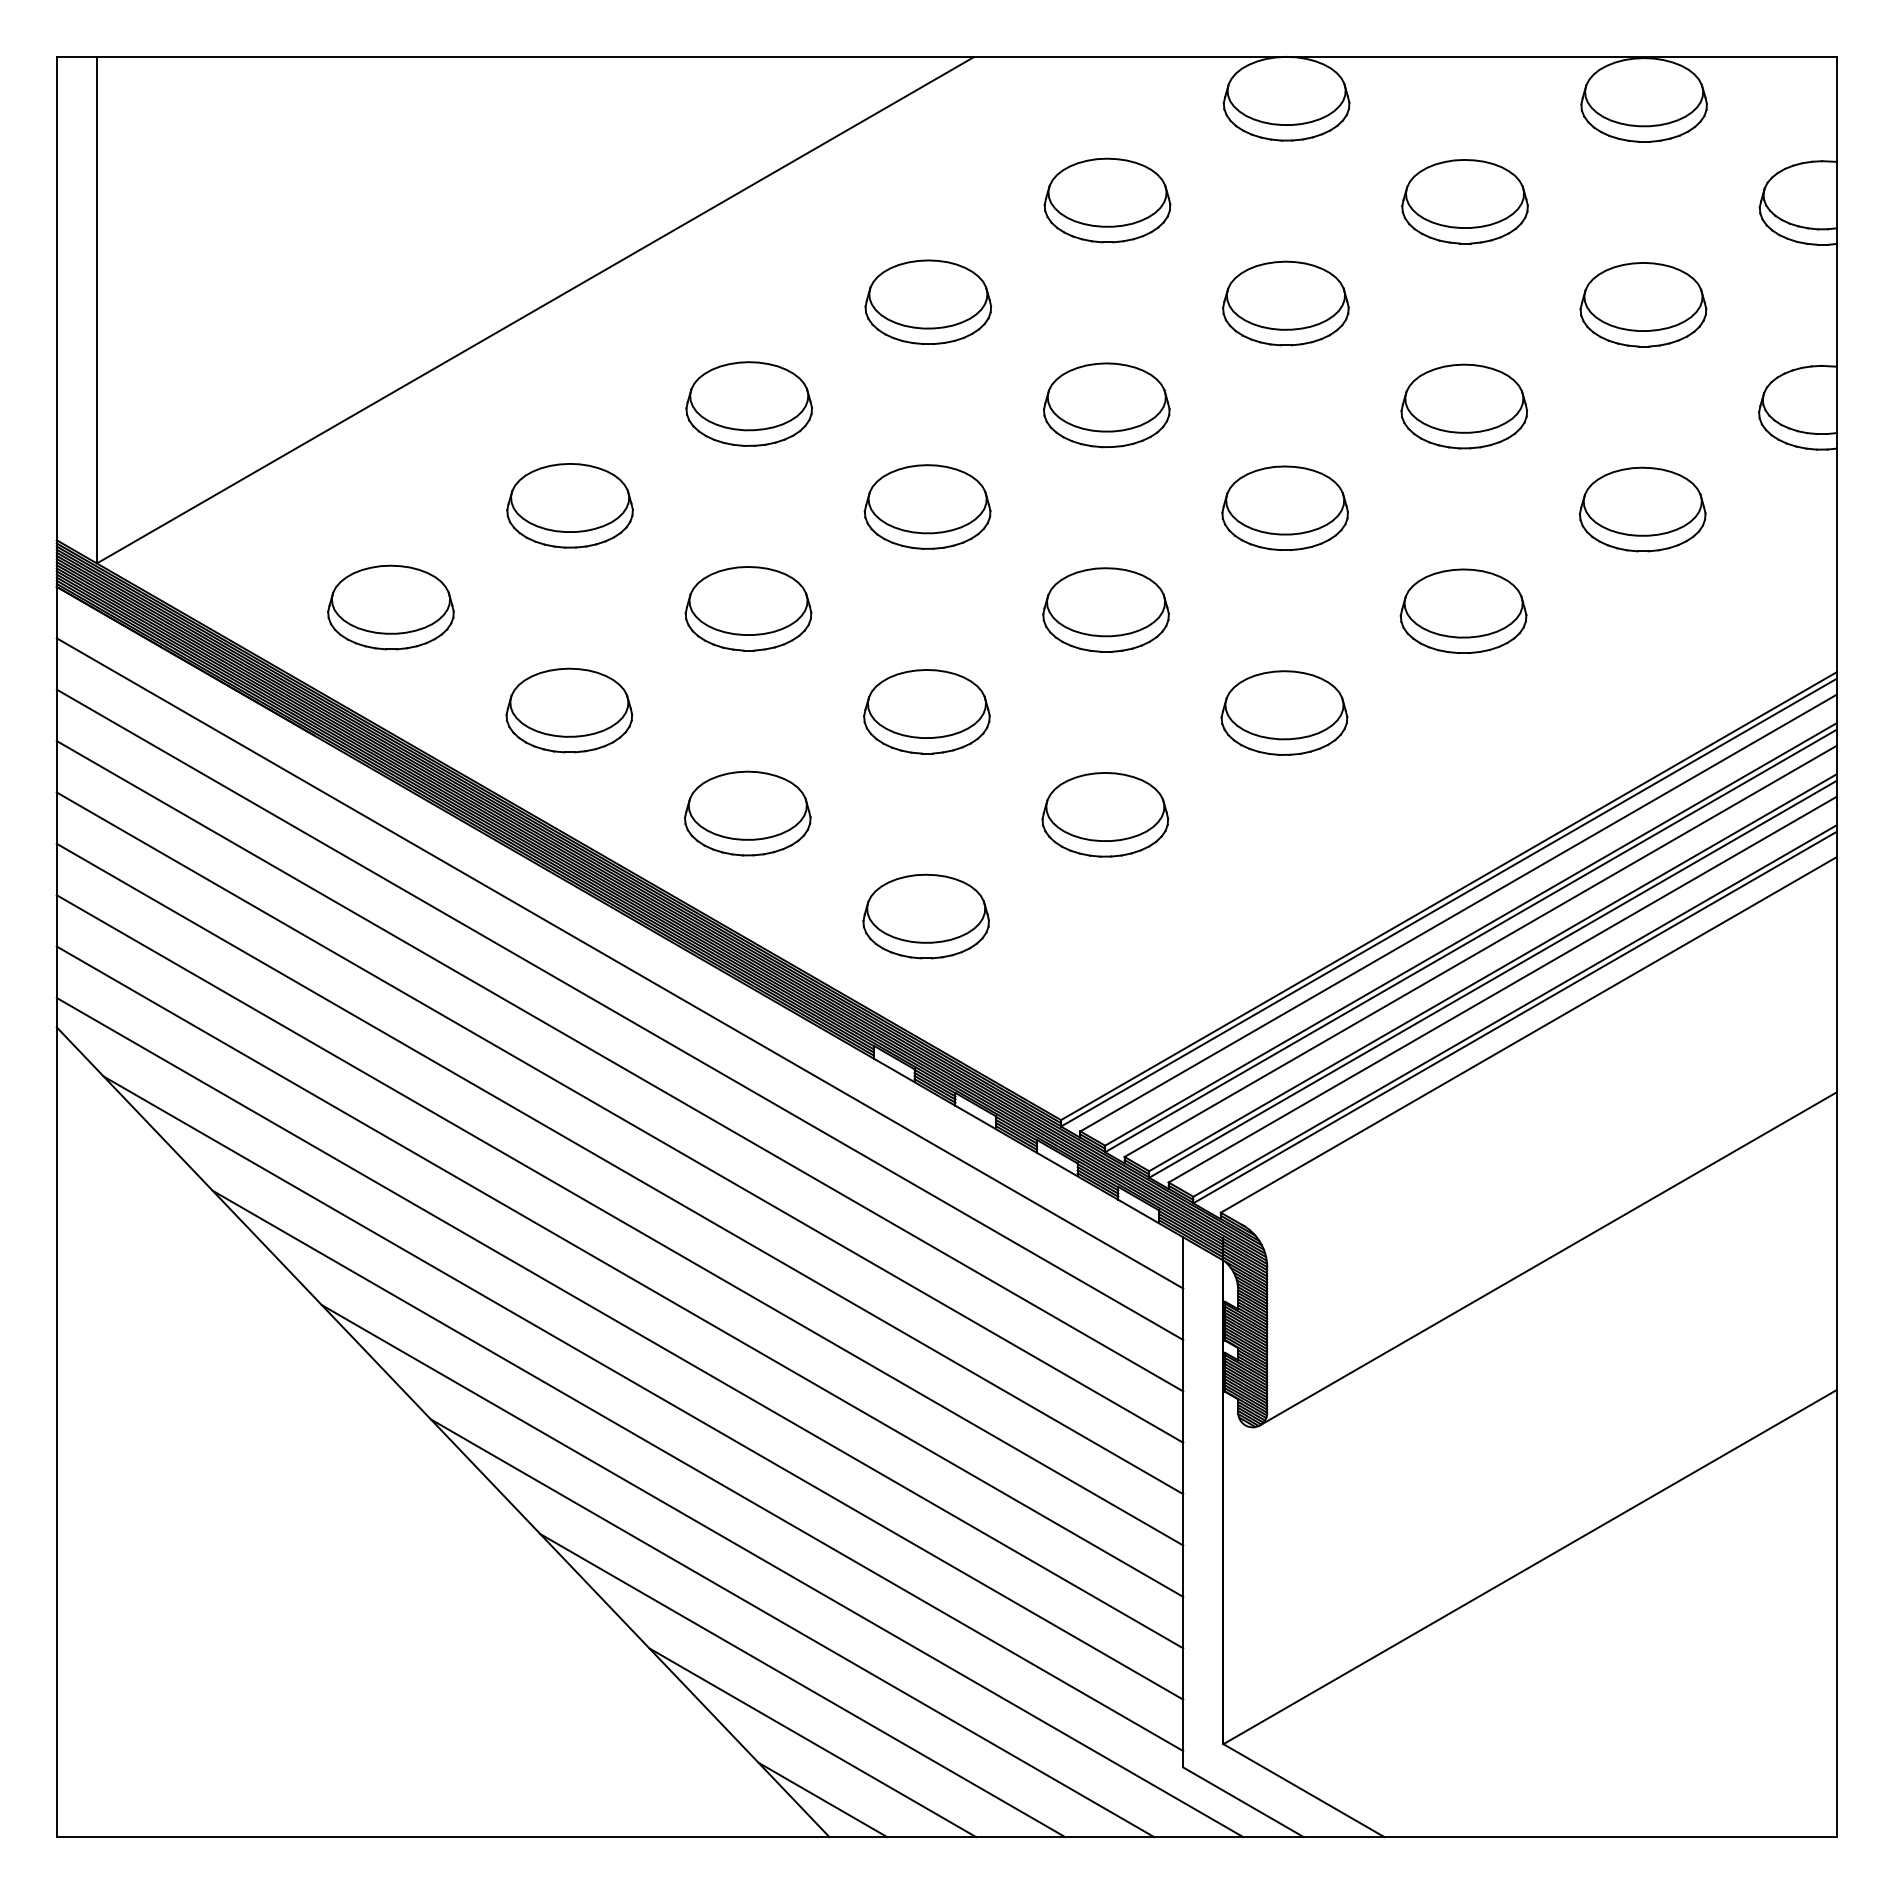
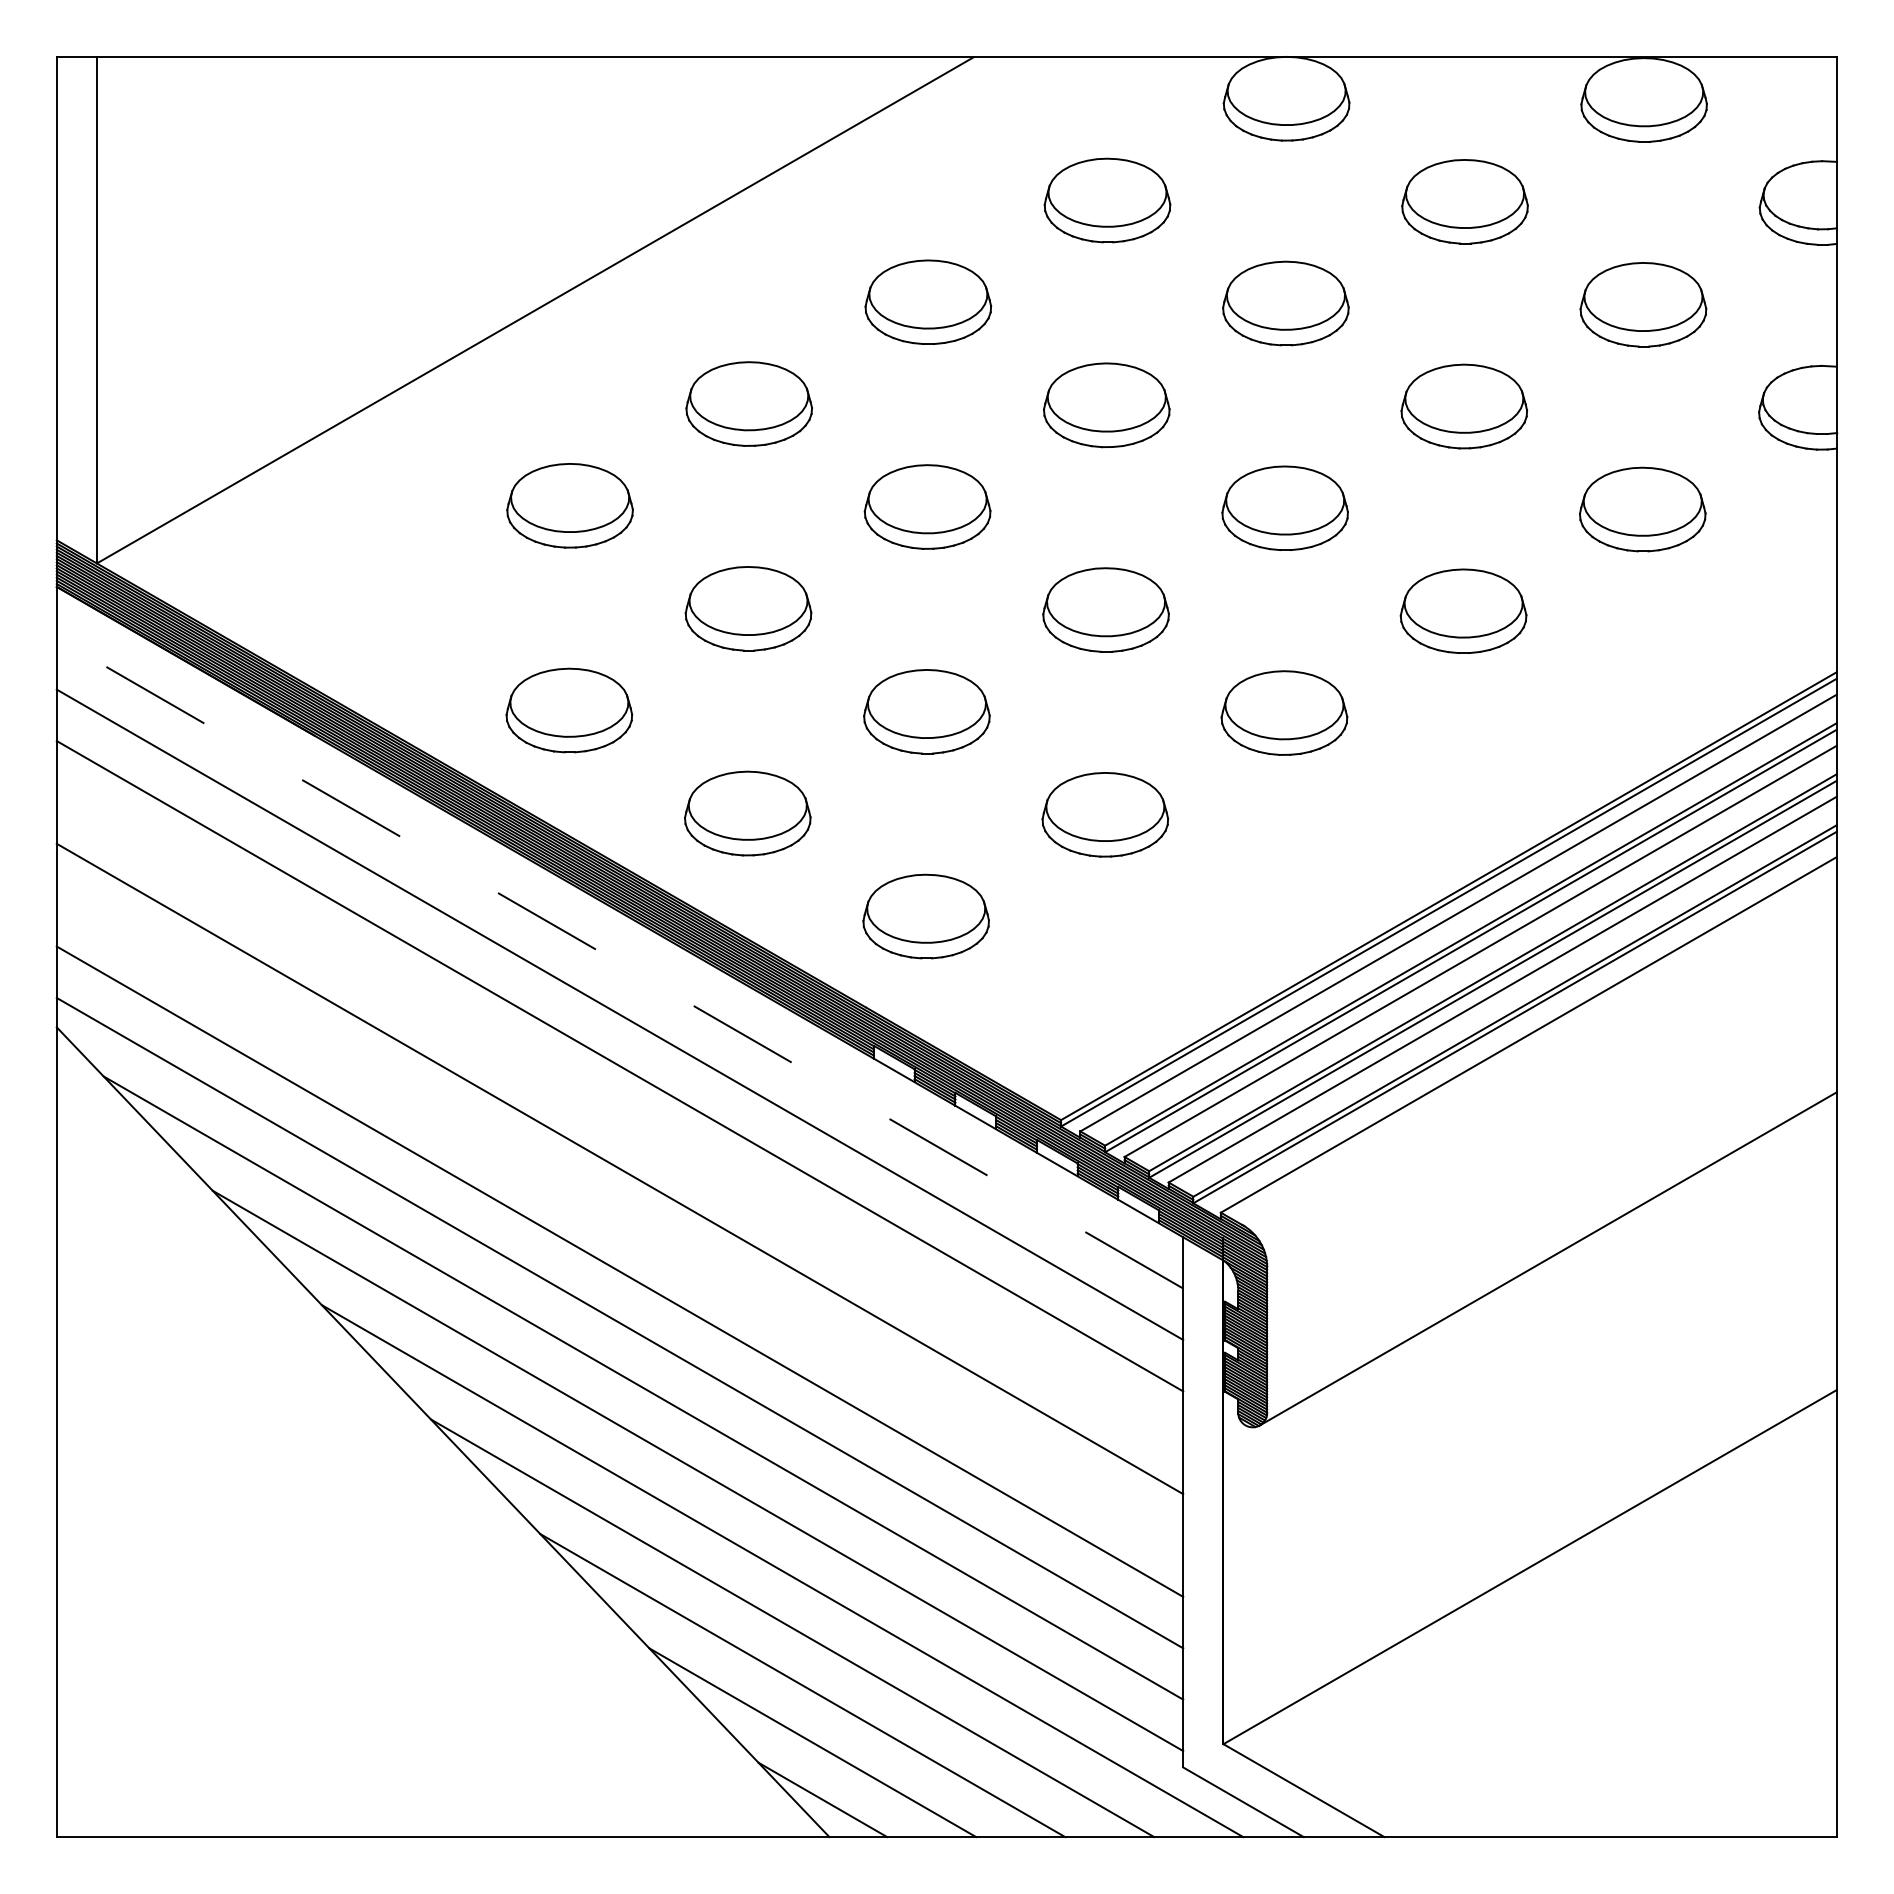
part: present -> none (390, 607)
line: solid -> dashed (619, 963)
line: present -> none (619, 1117)
line: present -> none (619, 1220)
